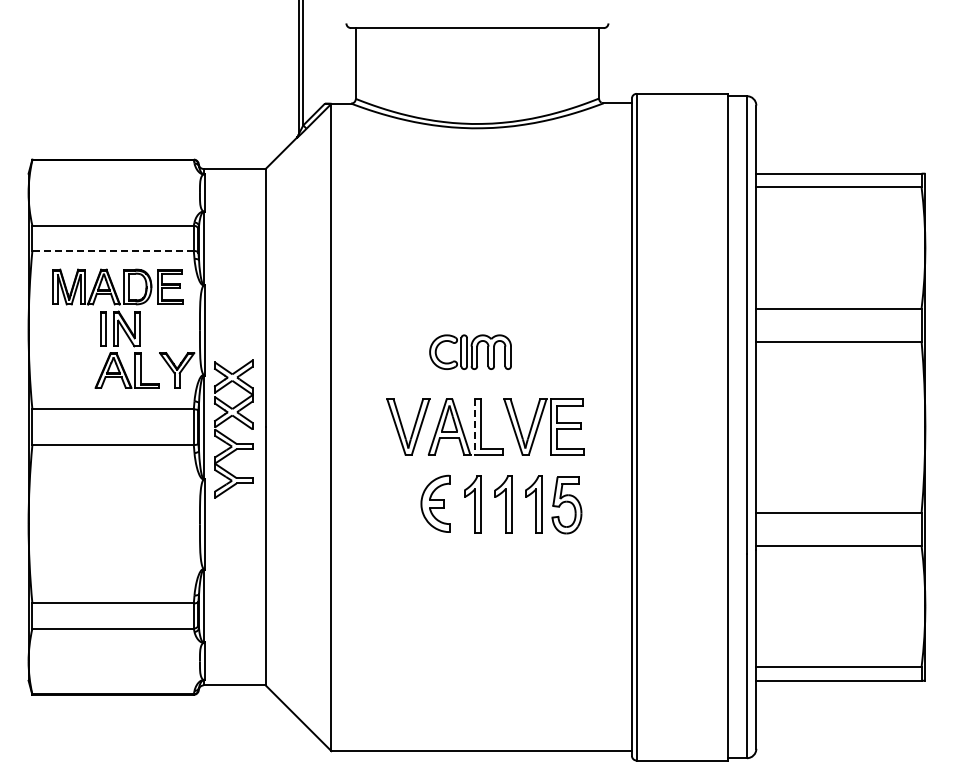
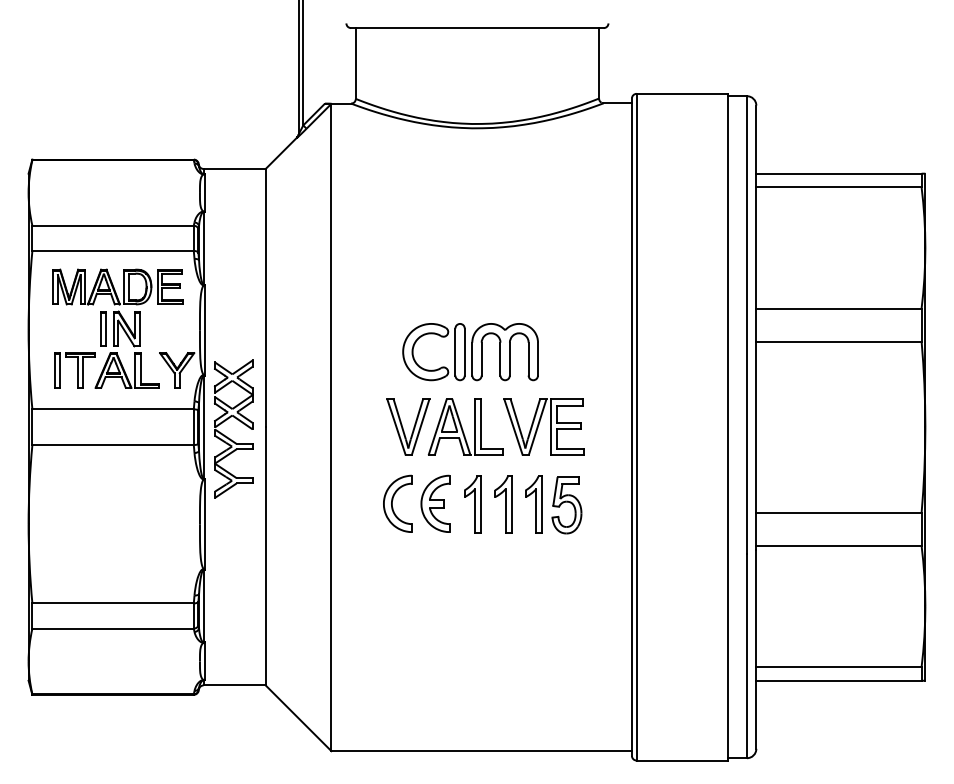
line: dashed -> solid (113, 251)
part size: 83x36 px -> 137x59 px (470, 352)
part: none -> present (74, 370)
line: dashed -> solid (475, 427)
part: none -> present (397, 503)
